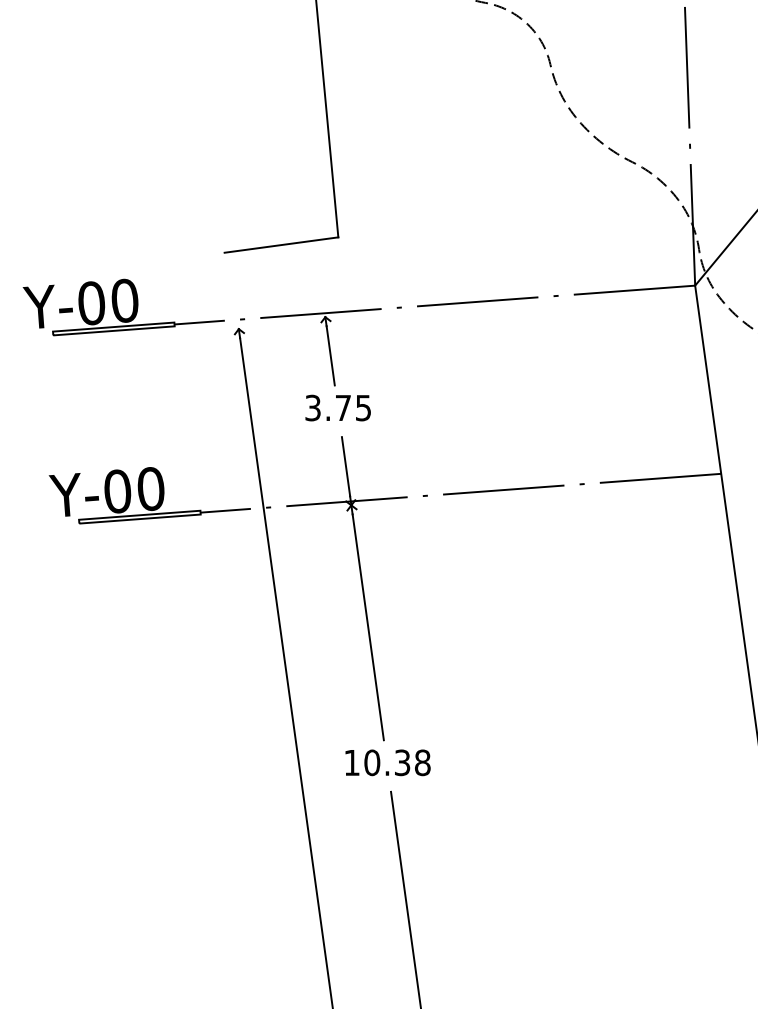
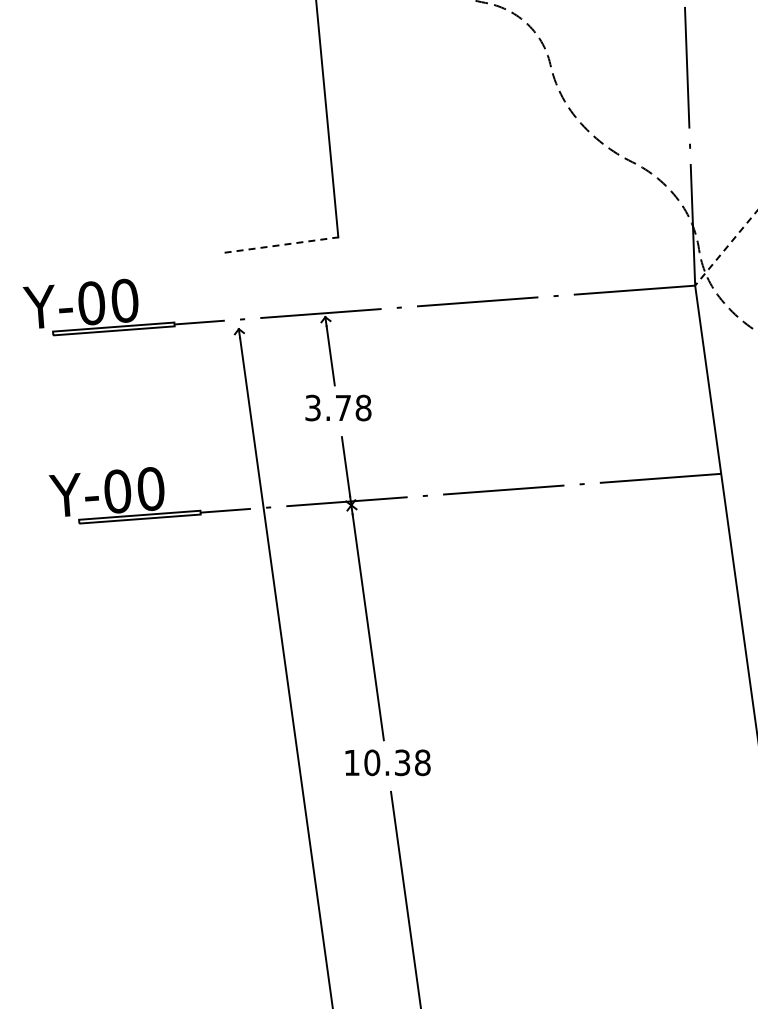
line: solid -> dashed (281, 245)
line: solid -> dashed (726, 248)
text: 3.75 -> 3.78 (363, 407)
